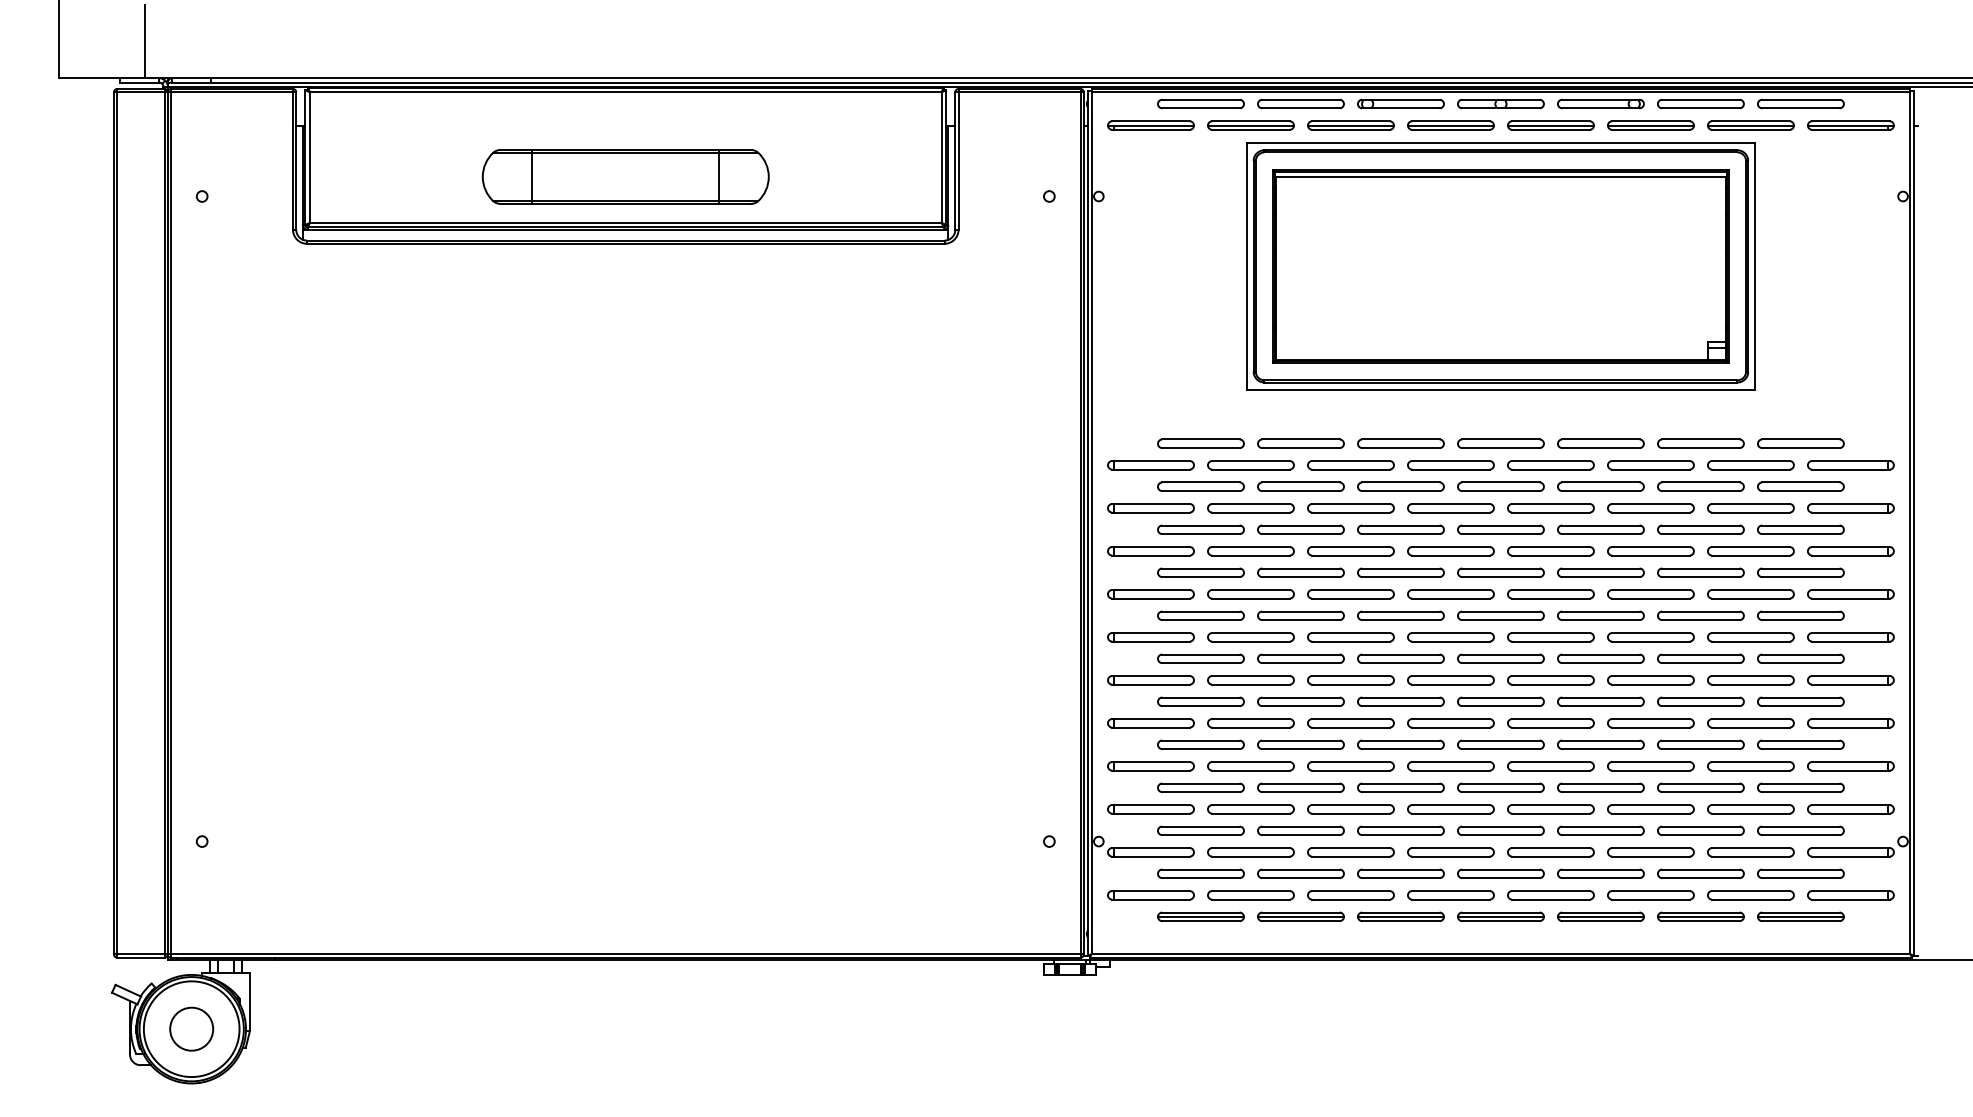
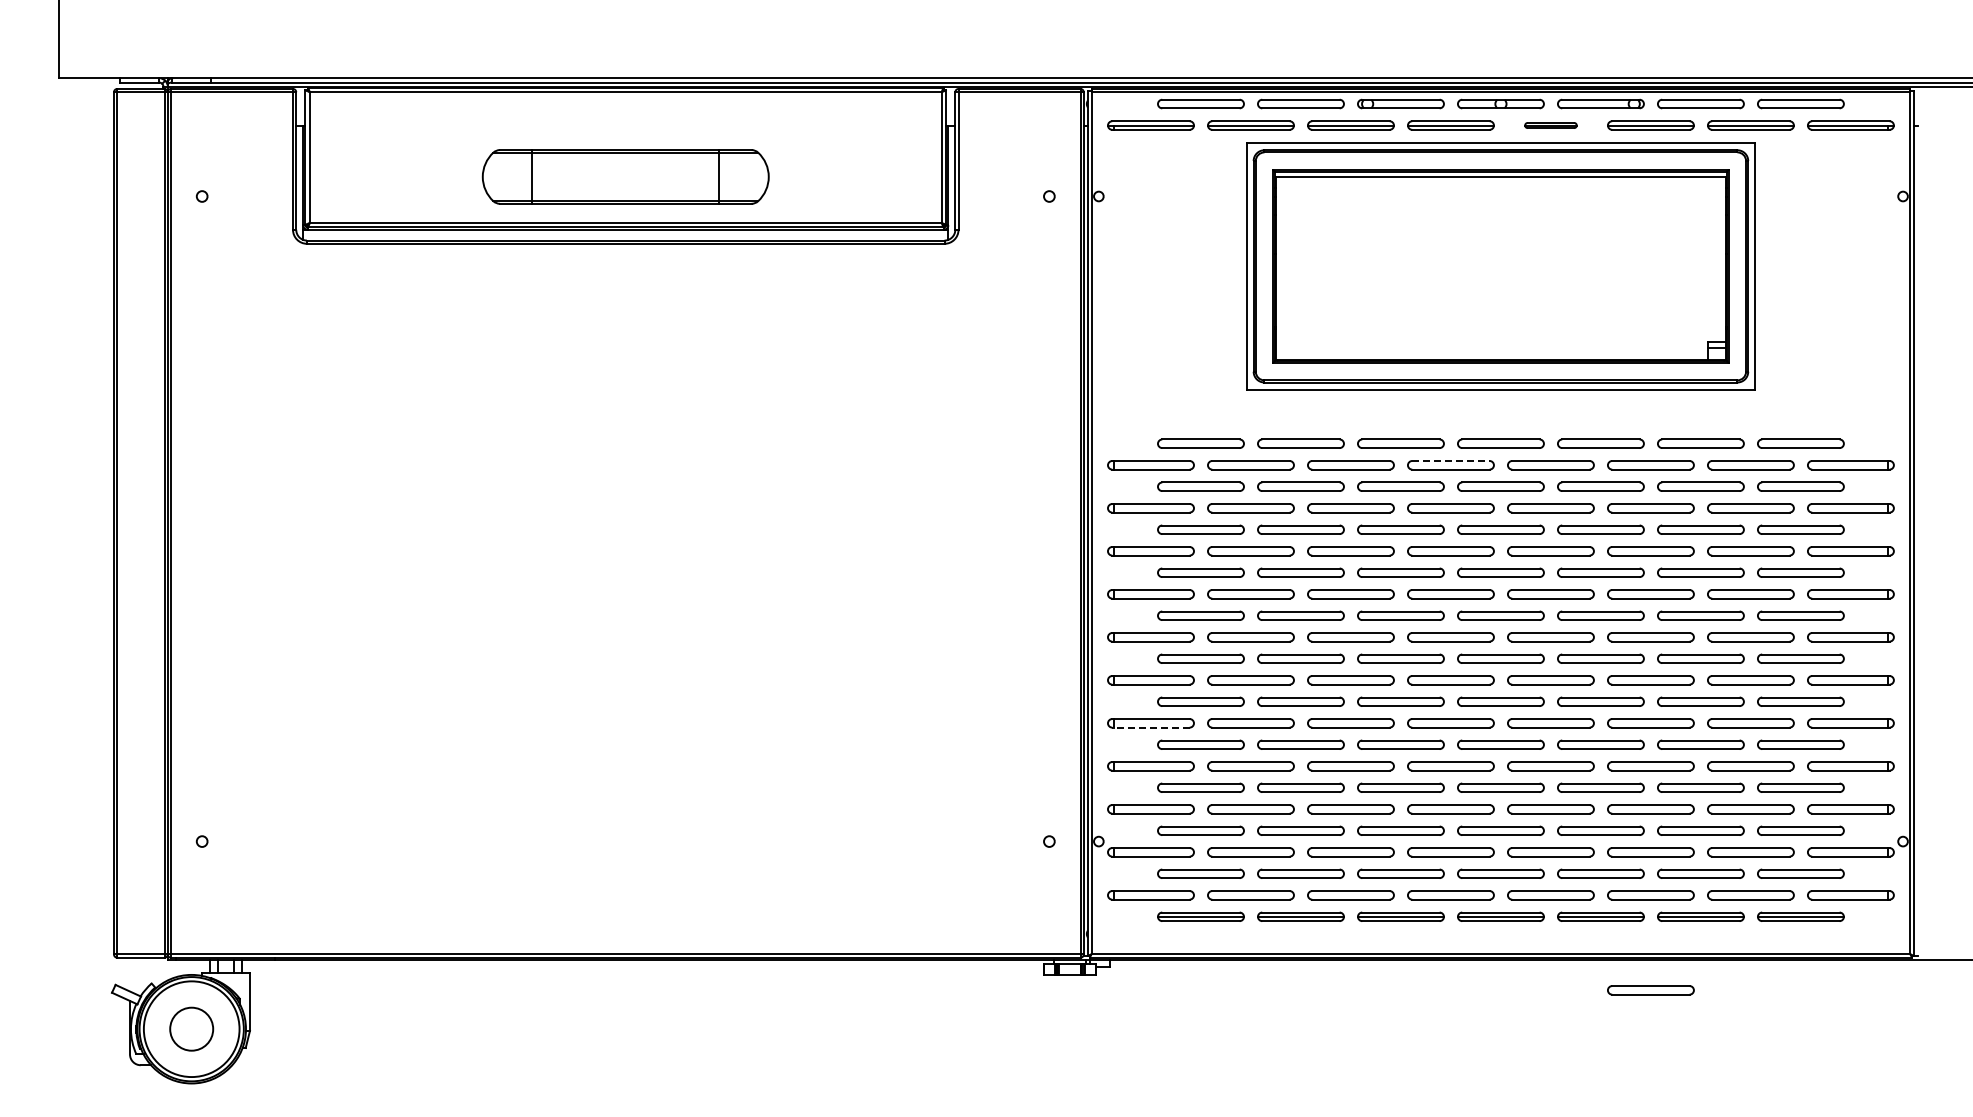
line: present -> none (144, 41)
part size: 88x11 px -> 54x7 px (1550, 125)
line: solid -> dashed (1450, 460)
line: solid -> dashed (1150, 727)
part: none -> present (1650, 990)
